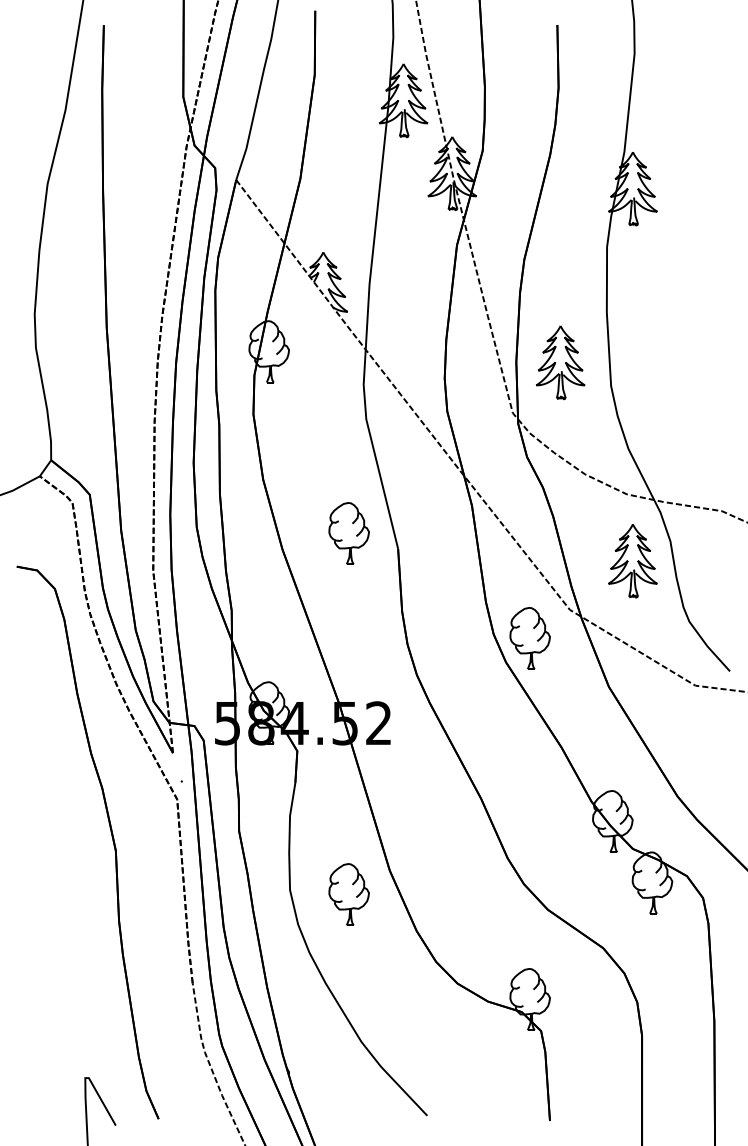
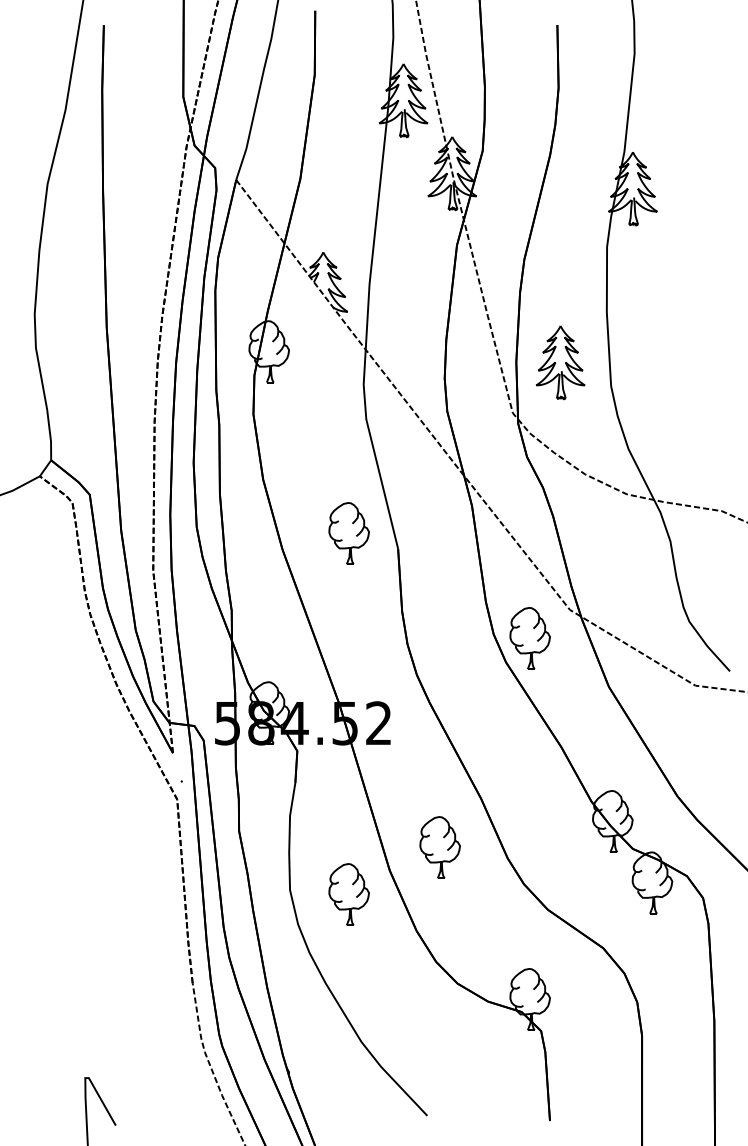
part: present -> none (632, 561)
part: present -> none (111, 836)
part: none -> present (439, 847)
